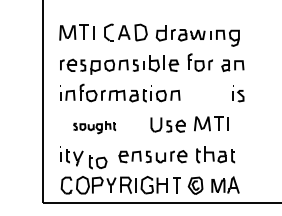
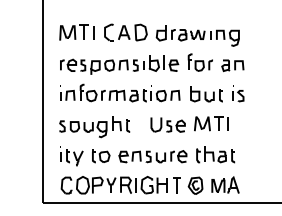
part: none -> present (206, 94)
part size: 43x14 px -> 72x23 px (94, 127)
part position: (98, 162) -> (101, 156) (101, 156)
